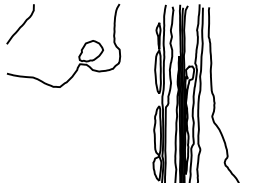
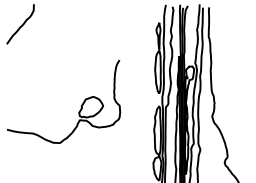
part position: (80, 50) -> (80, 106) (80, 106)
